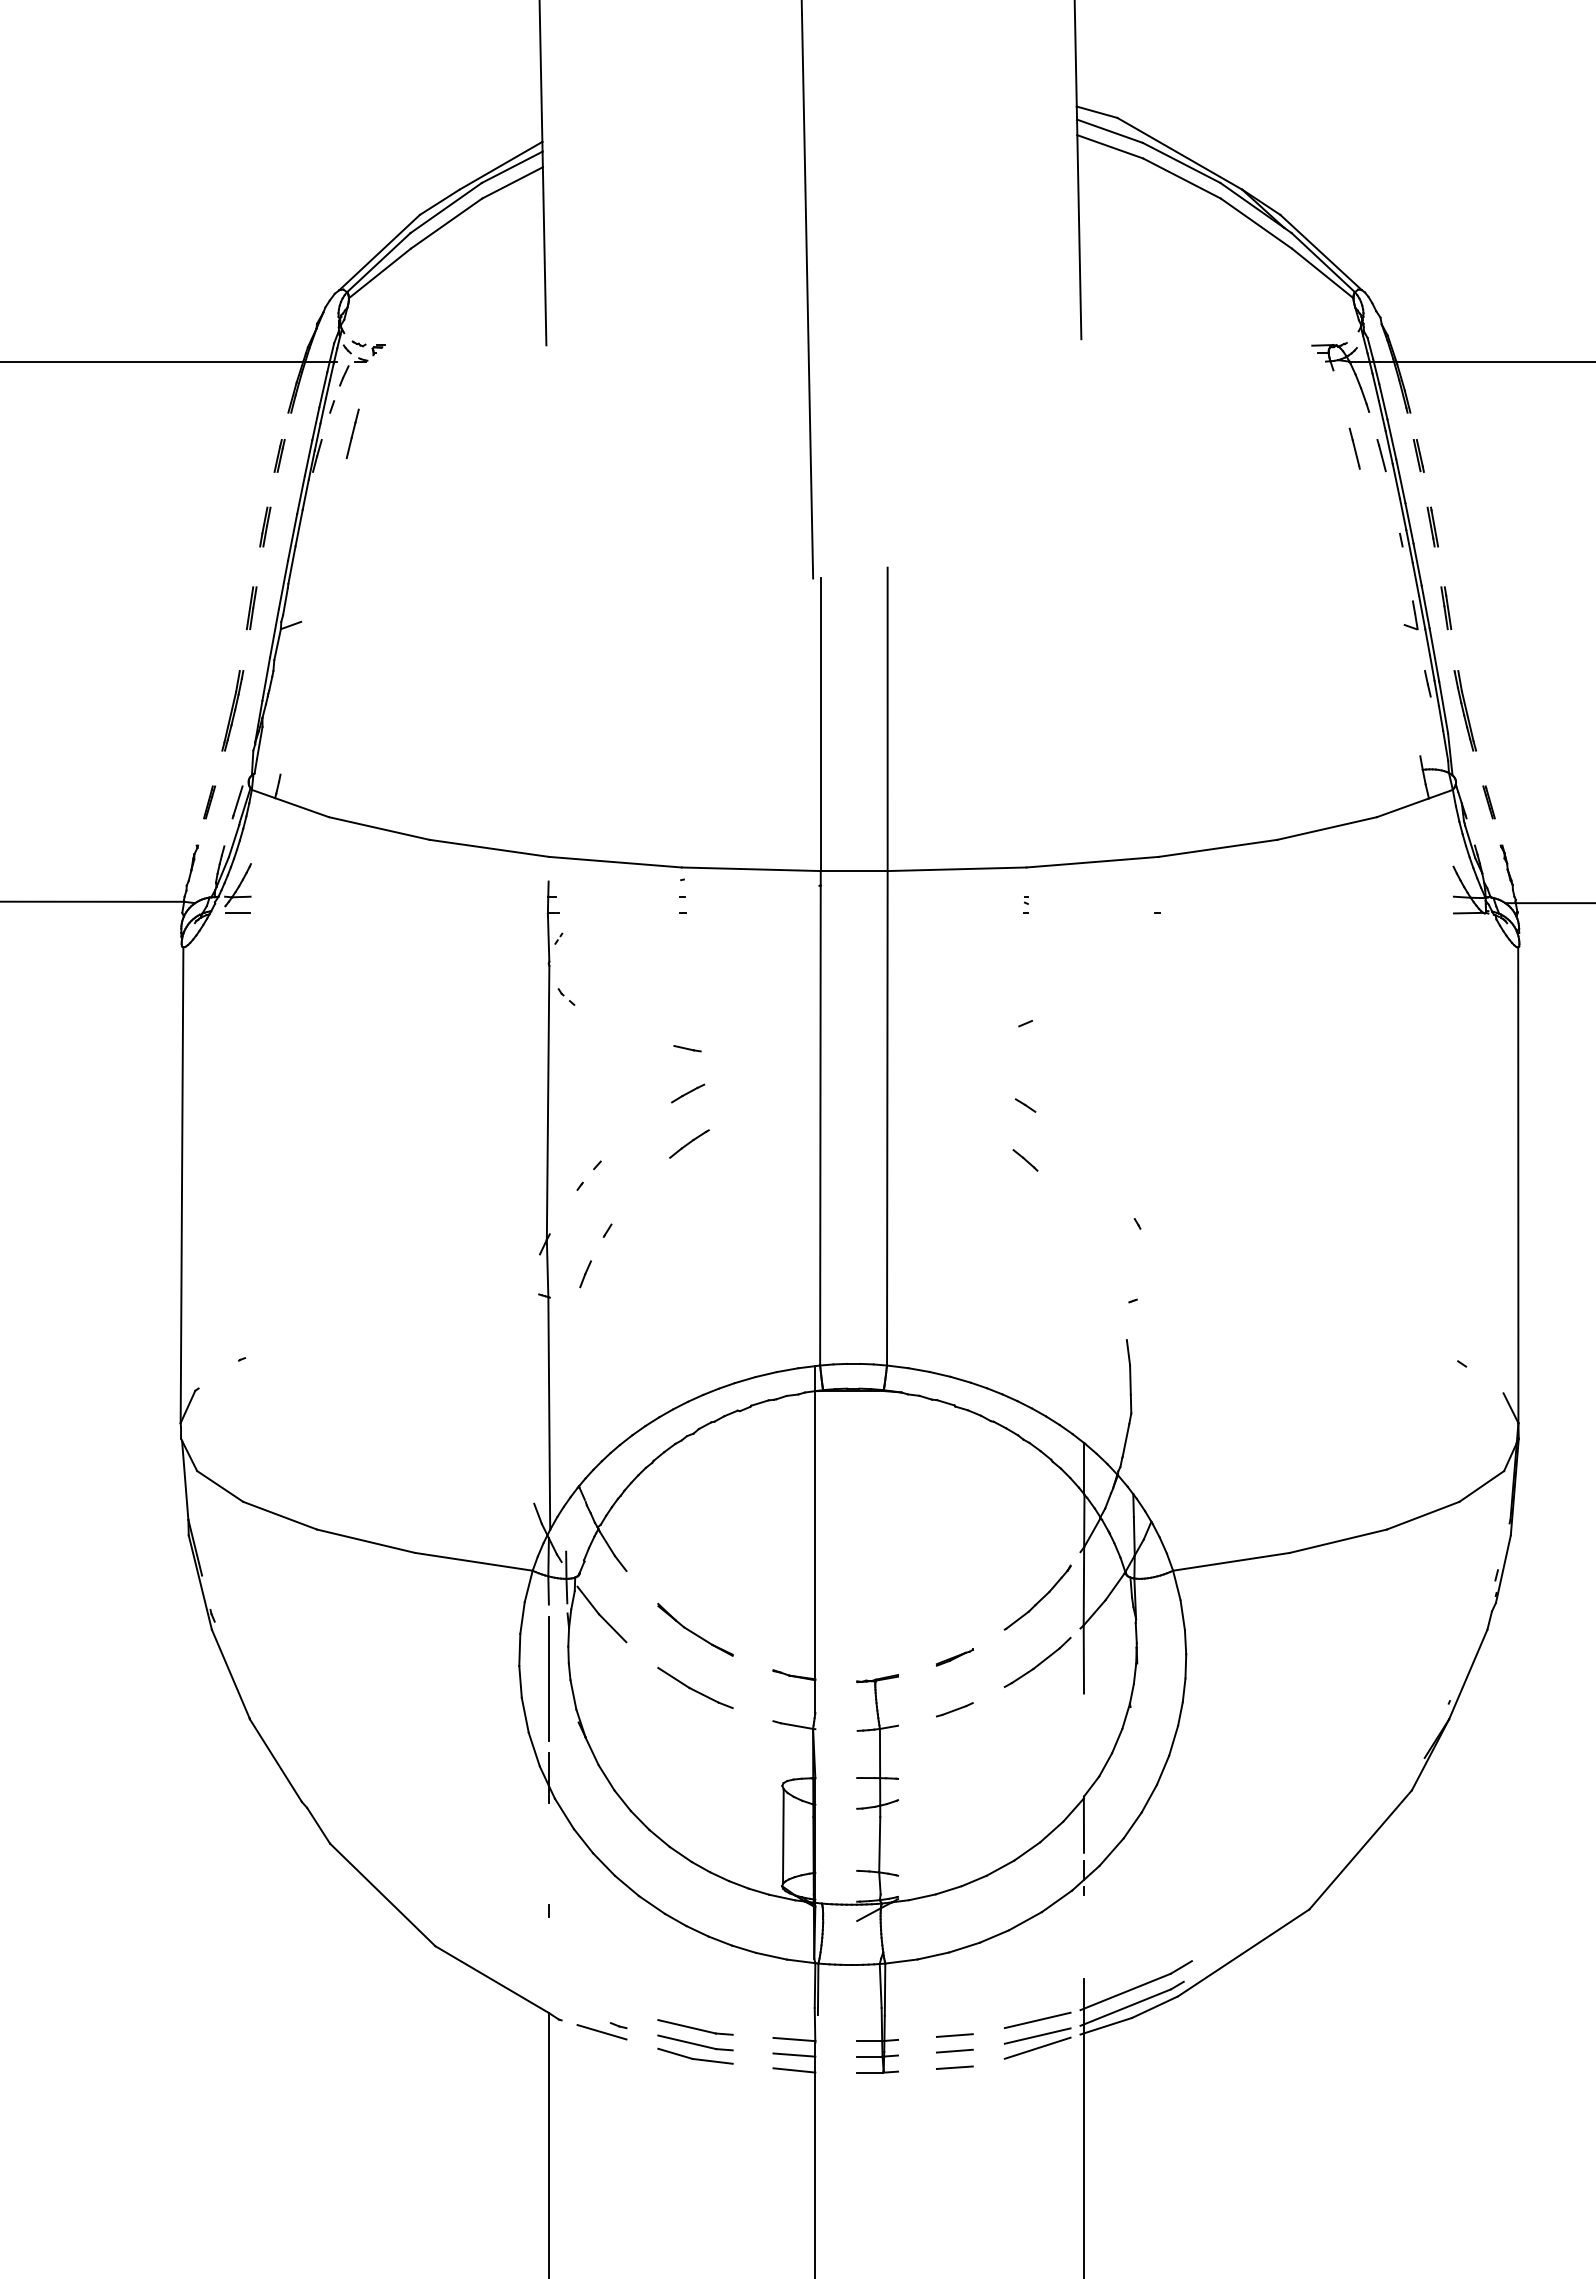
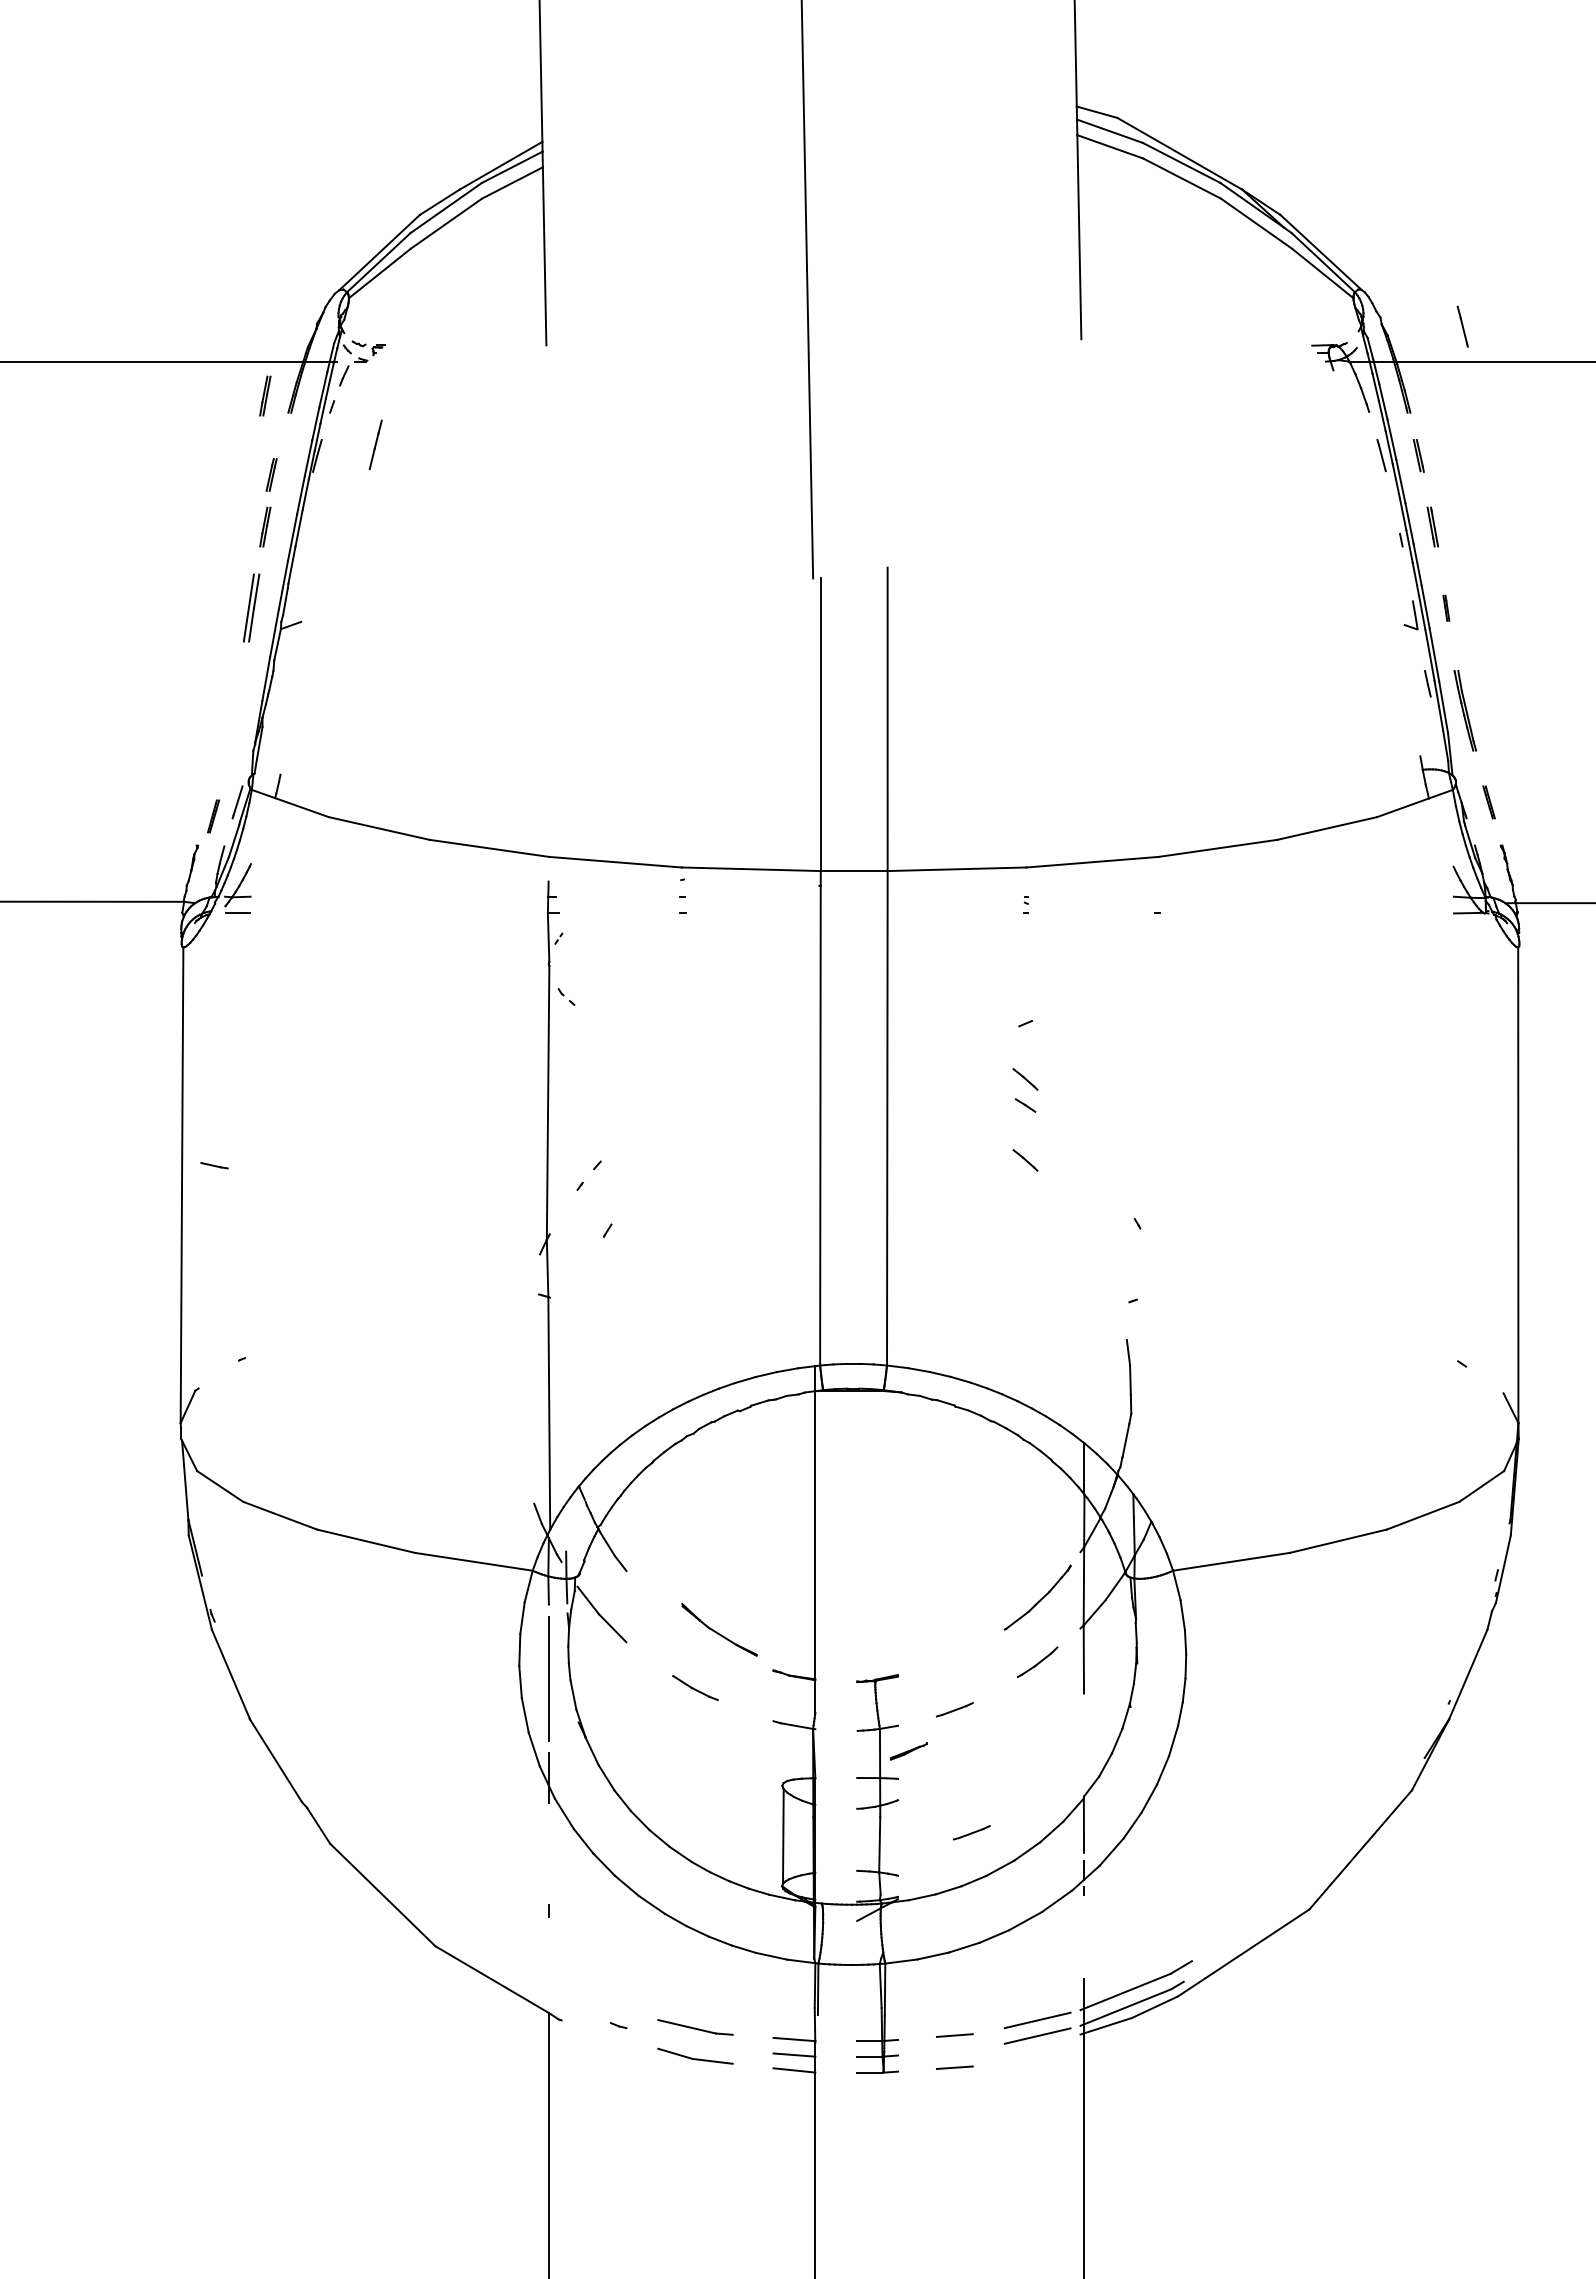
part: none -> present (265, 395)
line position: (352, 433) -> (375, 444) (375, 444)
line position: (1354, 448) -> (1462, 326) (1462, 326)
part position: (279, 455) -> (271, 474) (271, 474)
part size: 12x45 px -> 18x70 px (251, 607)
part size: 13x45 px -> 9x28 px (1446, 607)
part: present -> none (232, 710)
part position: (209, 802) -> (213, 816) (213, 816)
line position: (687, 1048) -> (214, 1165) (214, 1165)
line: none -> present (1025, 1079)
line: present -> none (688, 1093)
part: present -> none (689, 1143)
line: present -> none (585, 1274)
part position: (695, 1629) -> (719, 1629) (719, 1629)
part position: (954, 1657) -> (908, 1751) (908, 1751)
part size: 69x52 px -> 43x32 px (1037, 1661)
part size: 77x42 px -> 47x26 px (695, 1687)
line: none -> present (971, 1832)
line: present -> none (601, 2032)
part: present -> none (695, 2042)
line: present -> none (1037, 2047)
line: present -> none (954, 2050)
